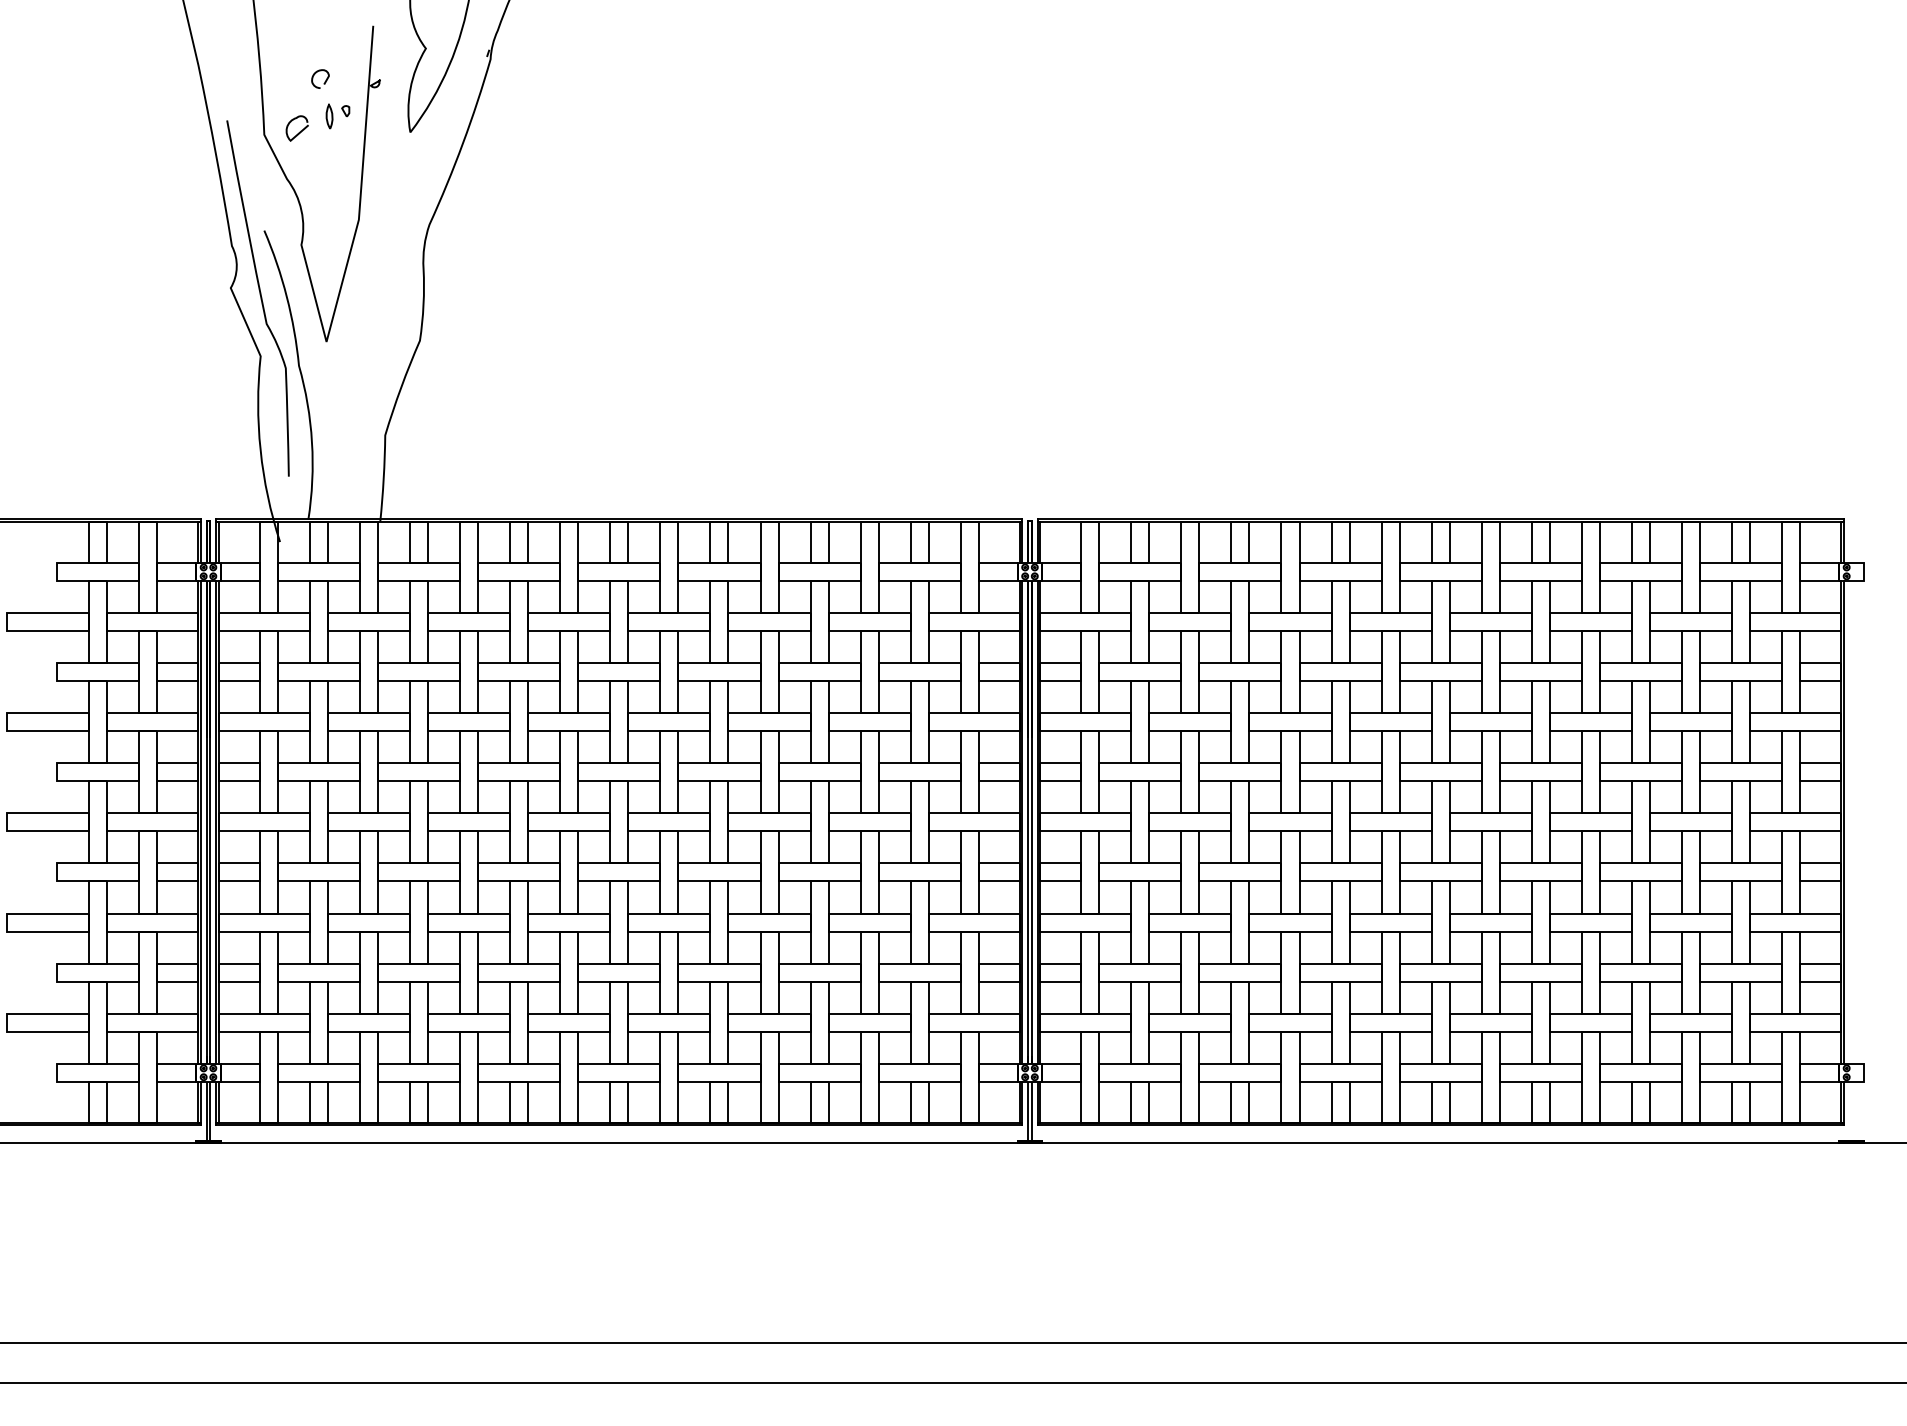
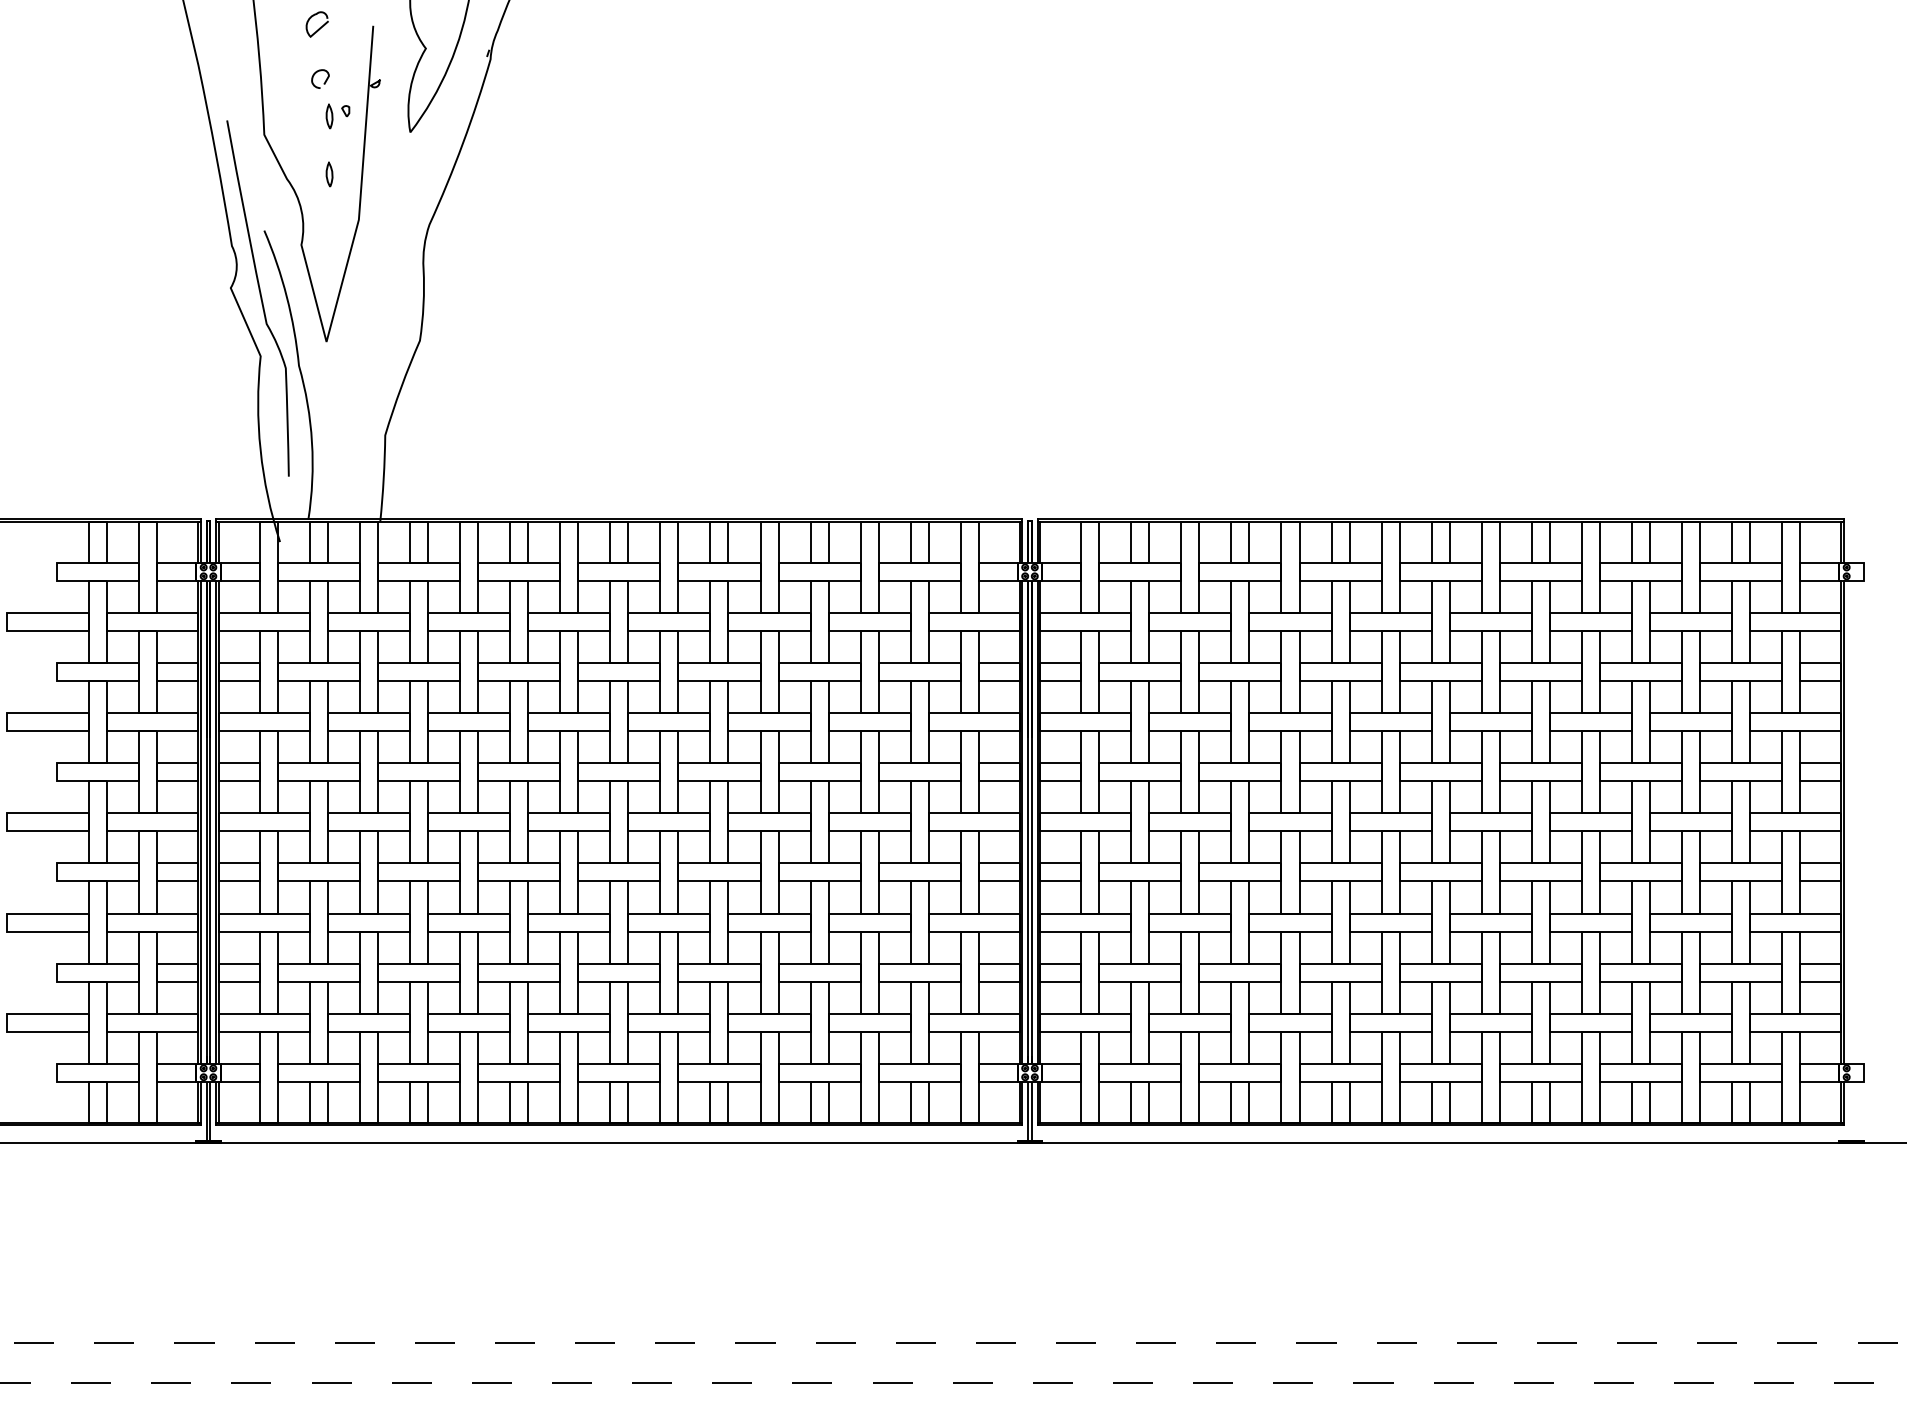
curve position: (299, 131) -> (319, 27) (319, 27)
curve: none -> present (327, 174)
line: solid -> dashed (953, 1343)
line: solid -> dashed (953, 1383)
